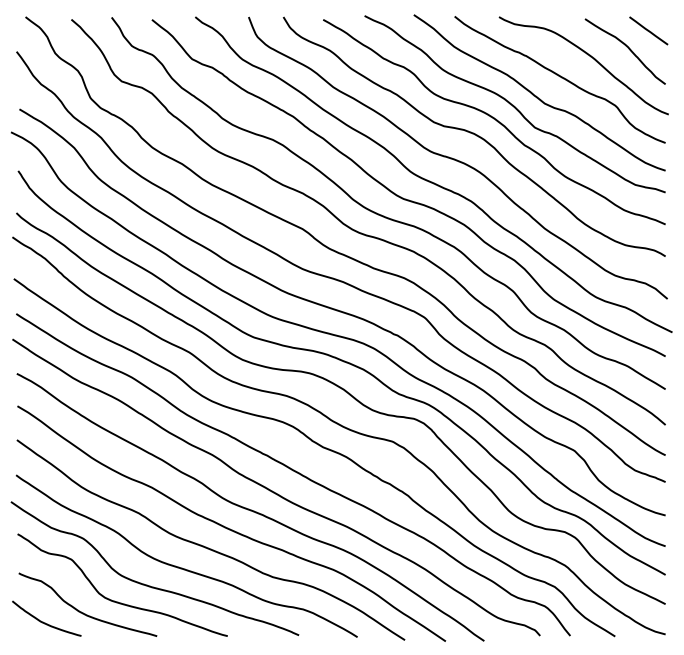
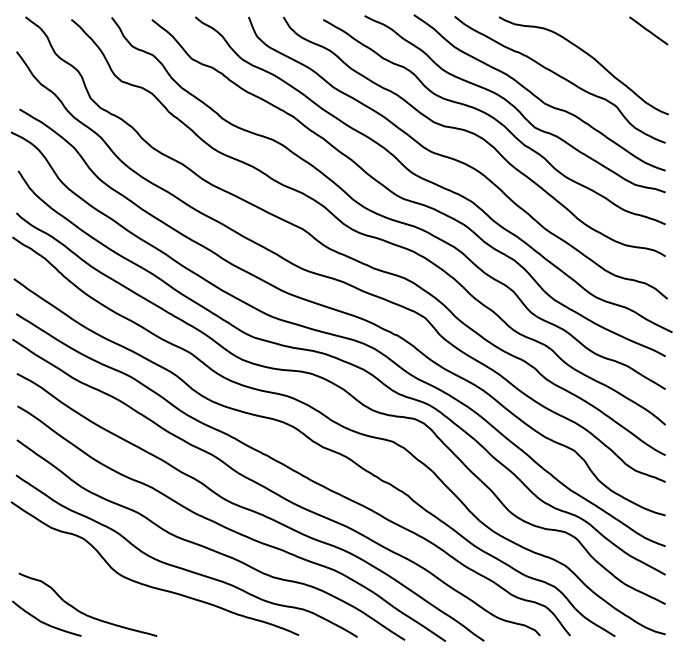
curve: present -> none (627, 48)
curve: present -> none (118, 601)
